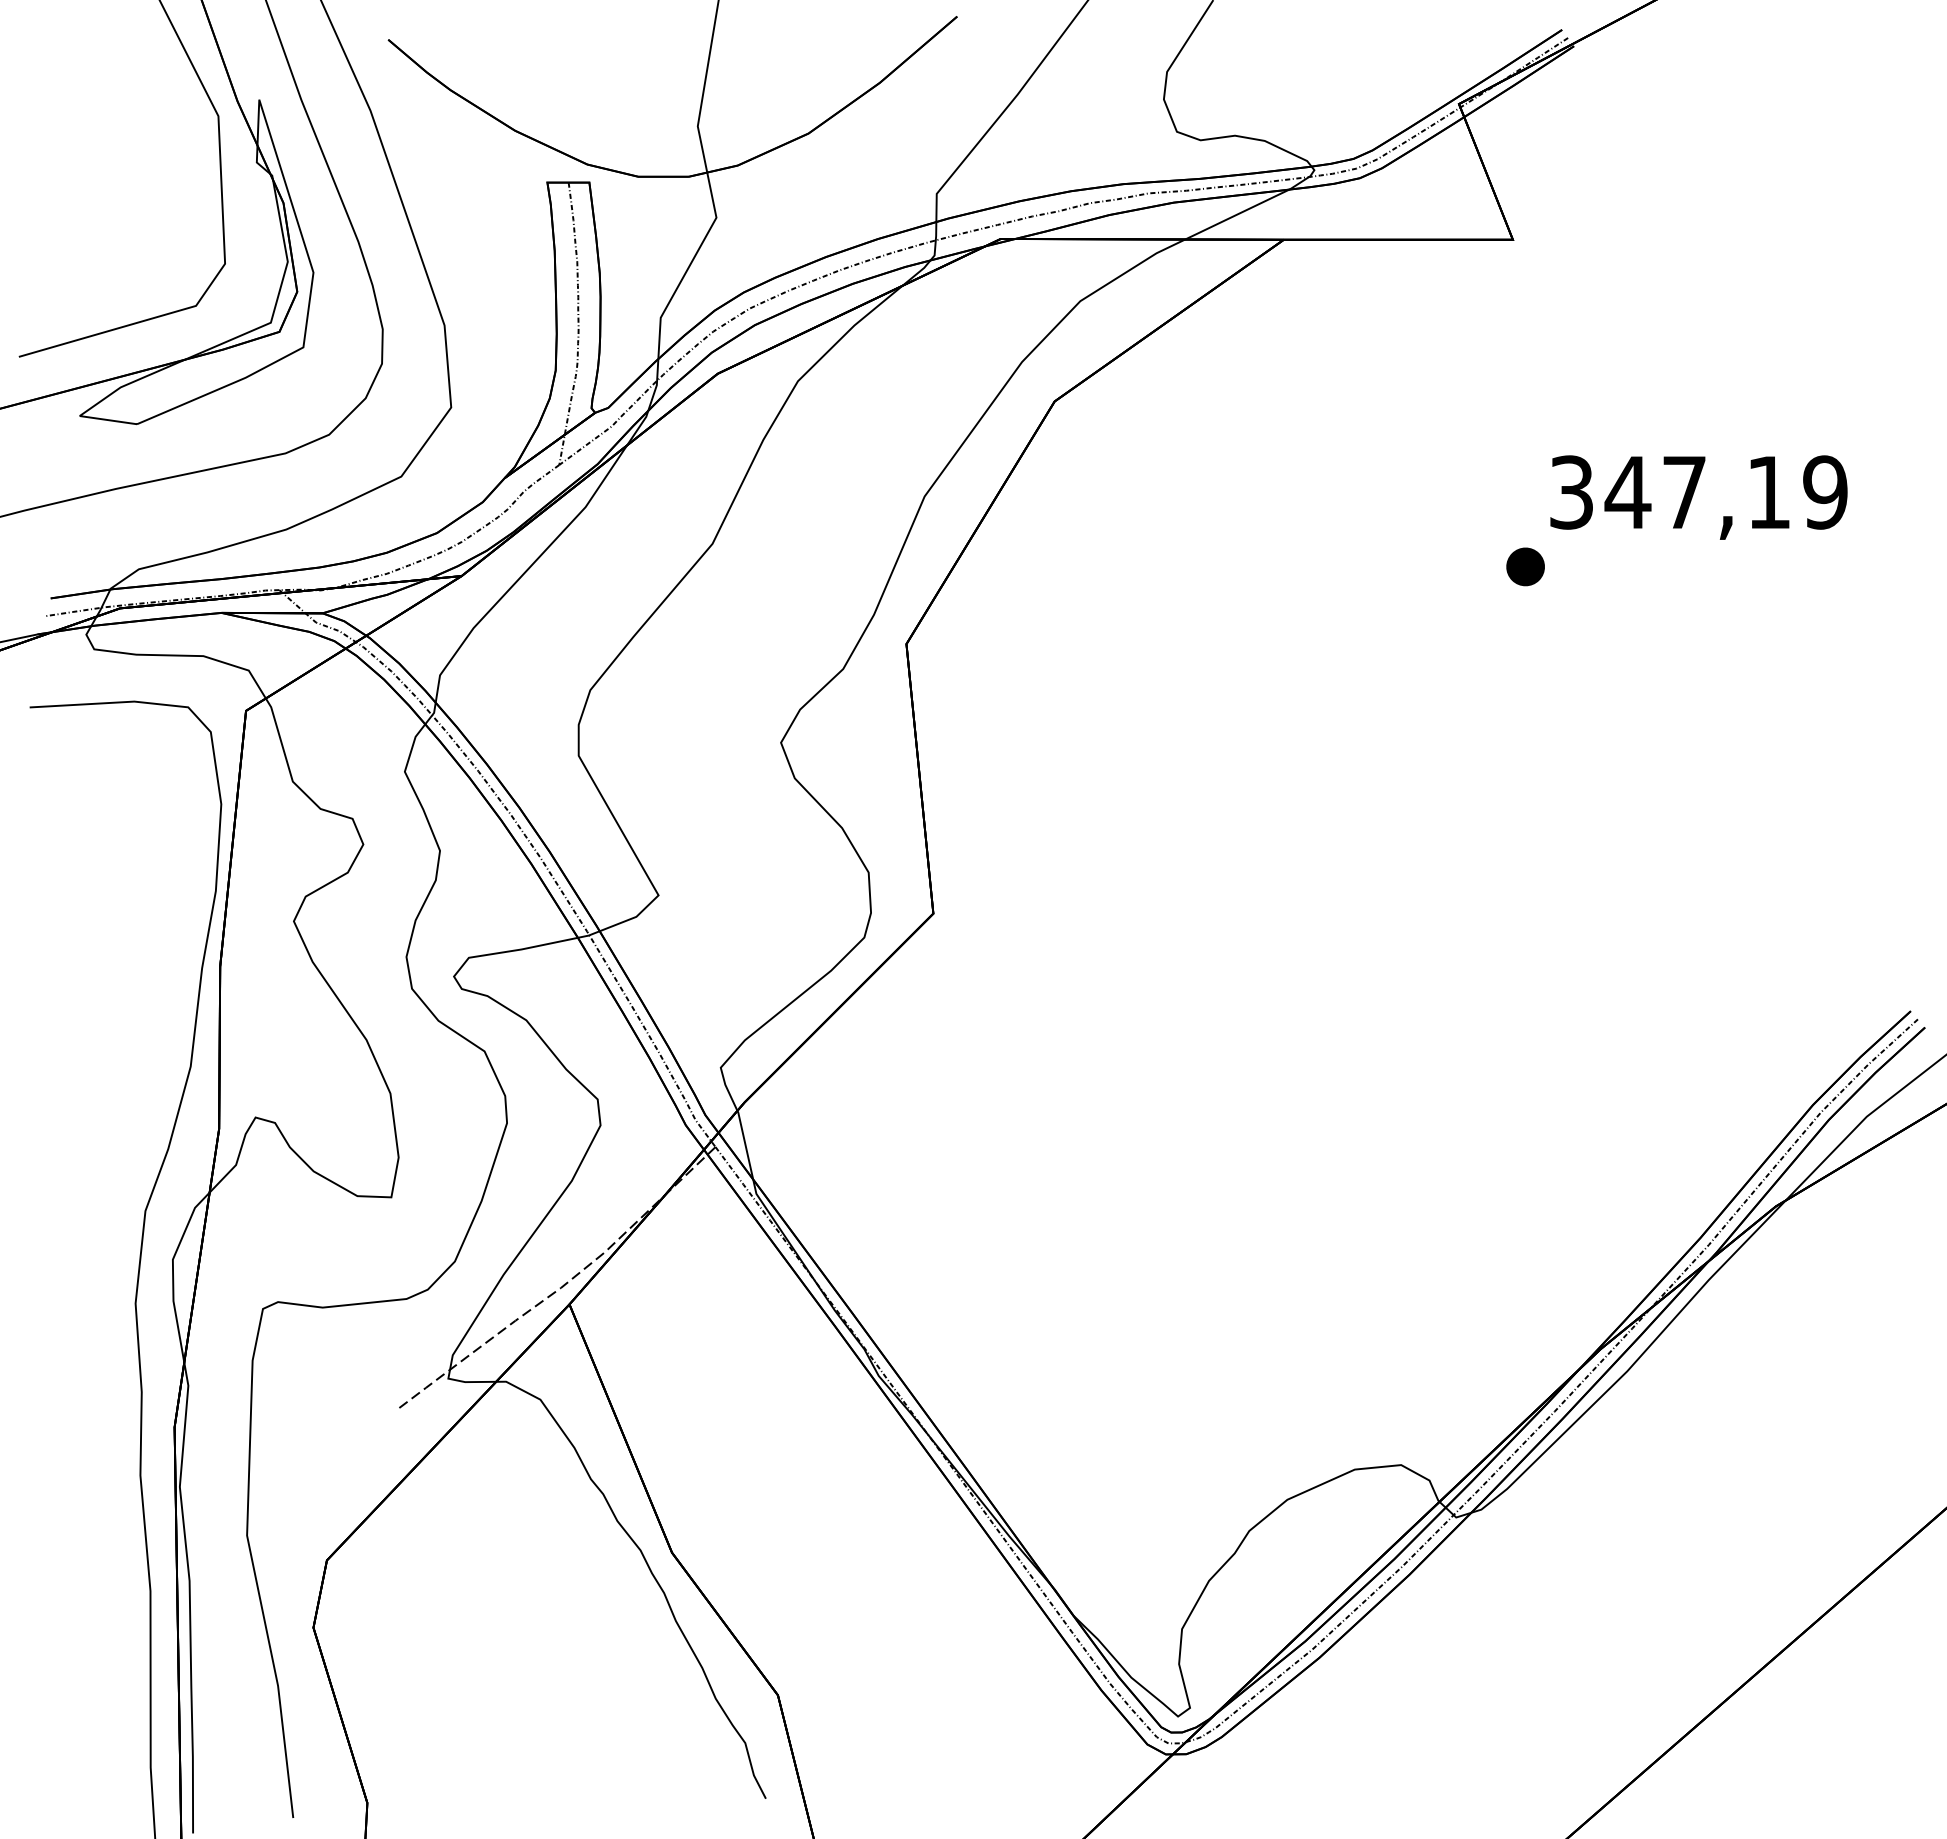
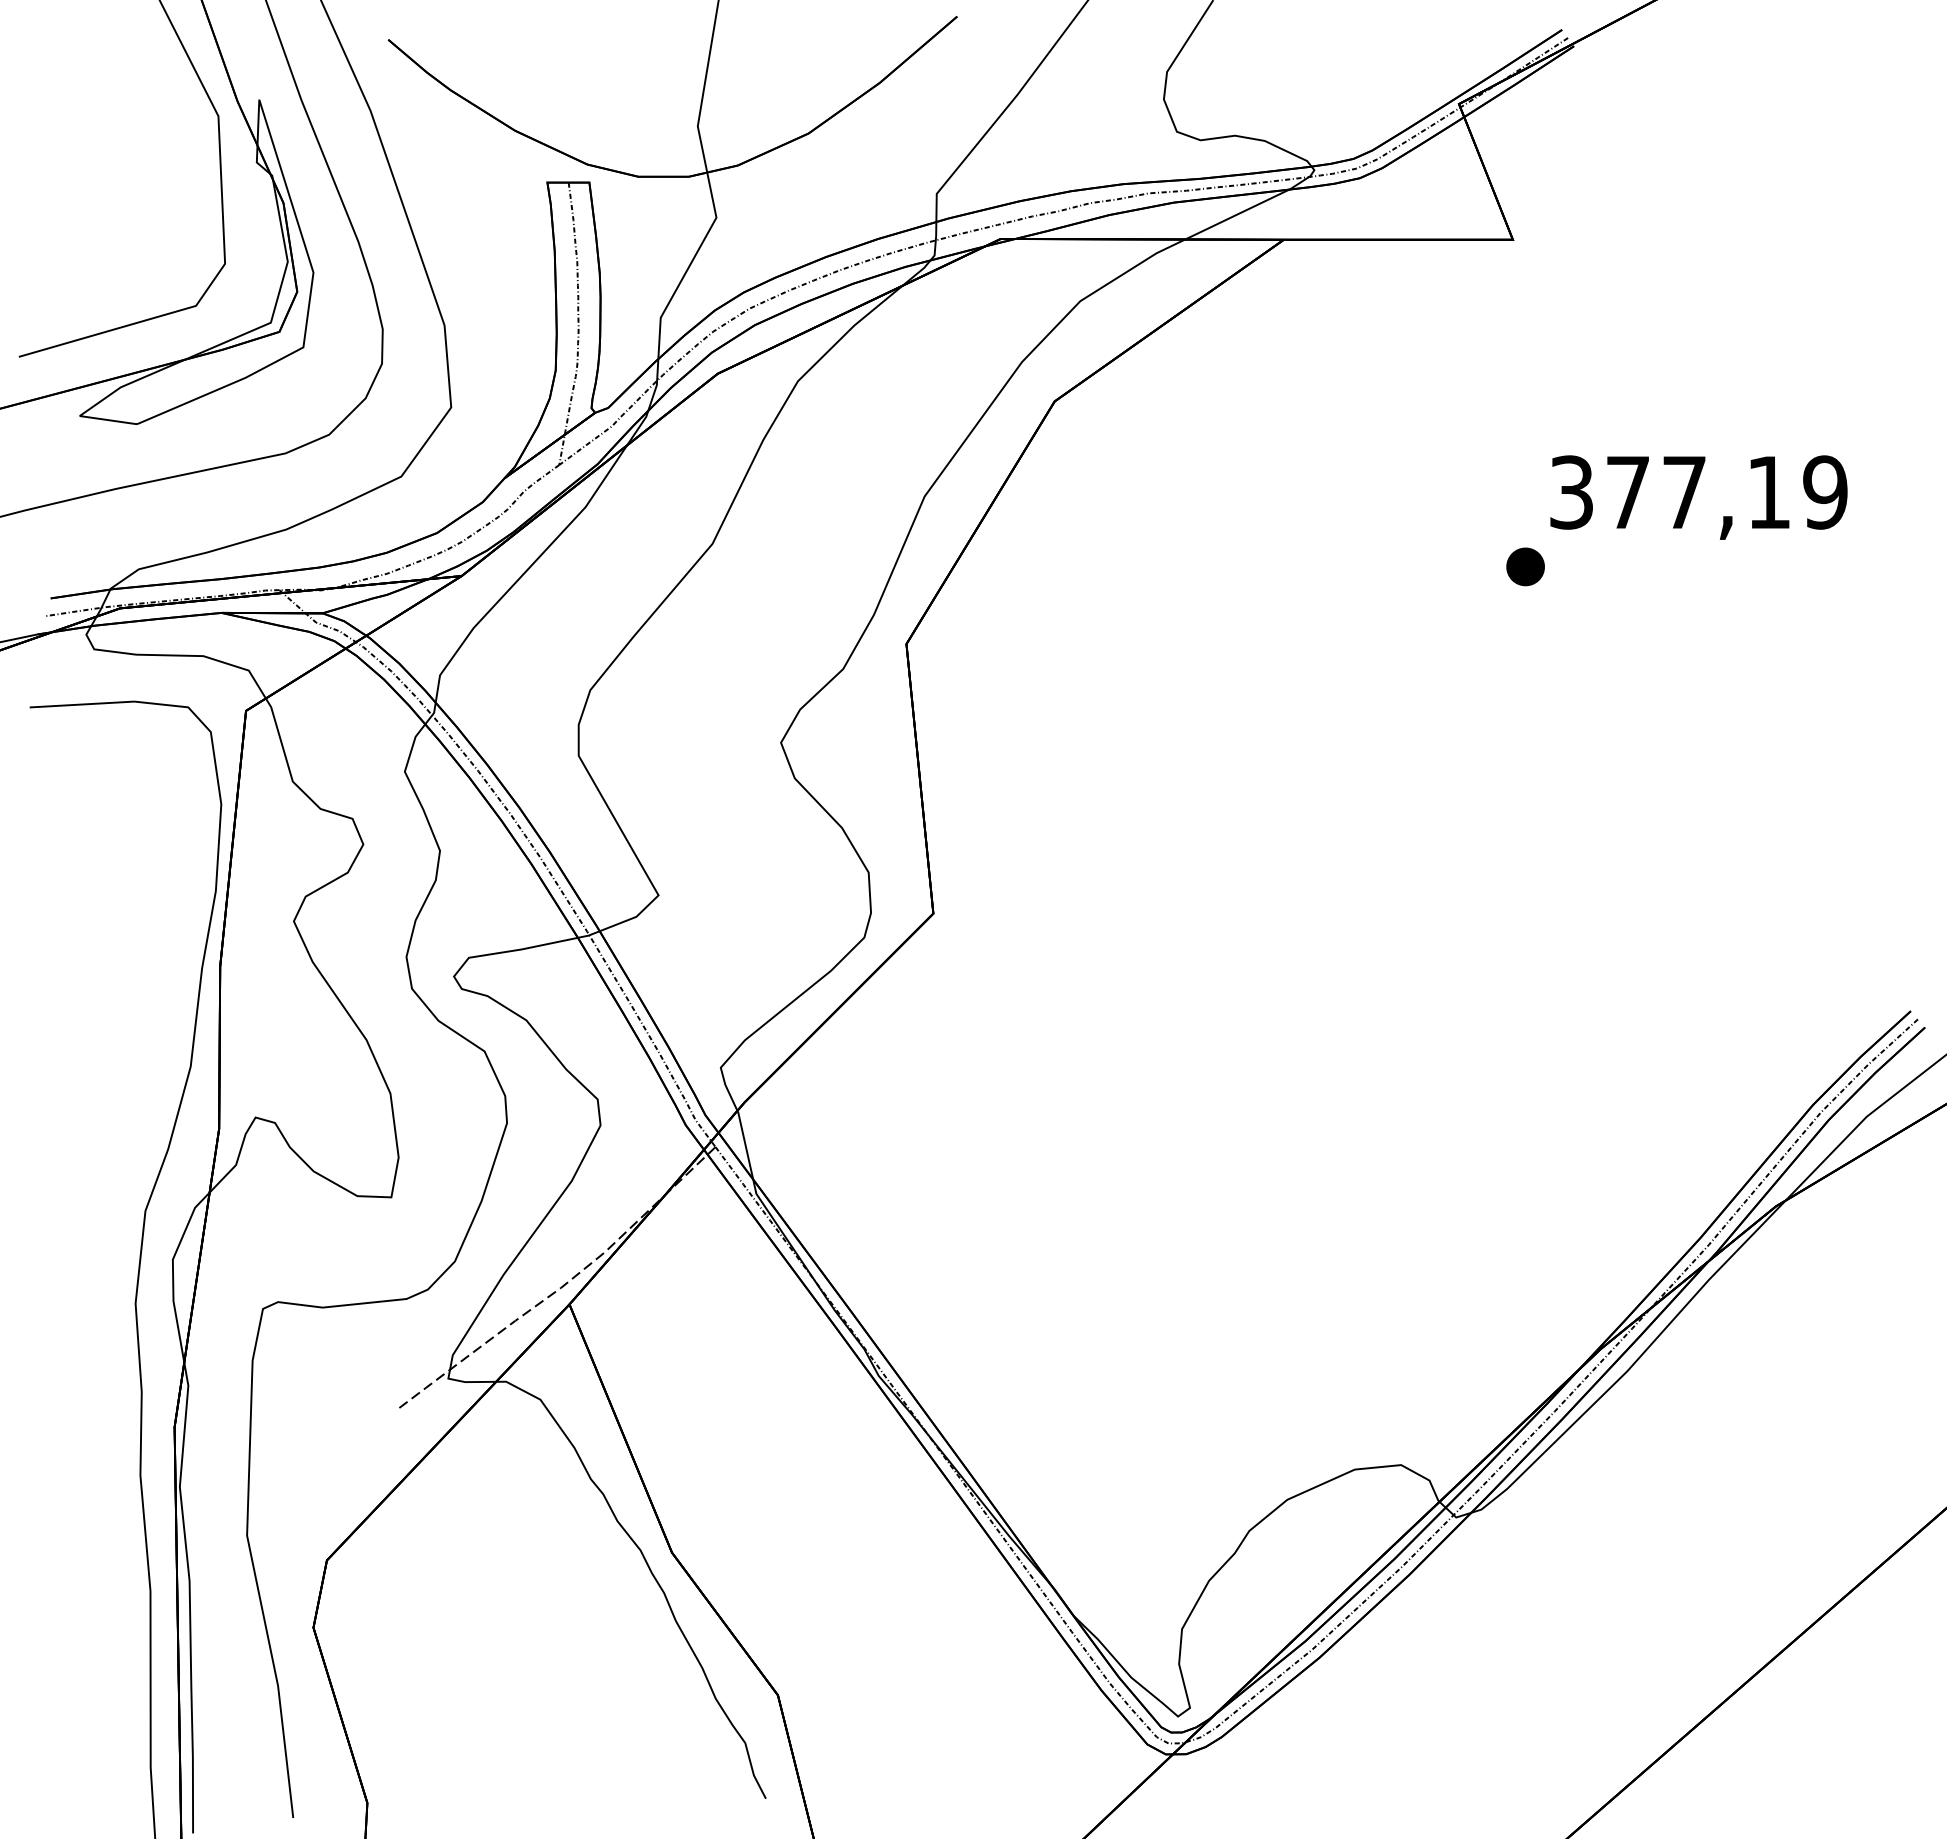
text: 347,19 -> 377,19 (1627, 492)
